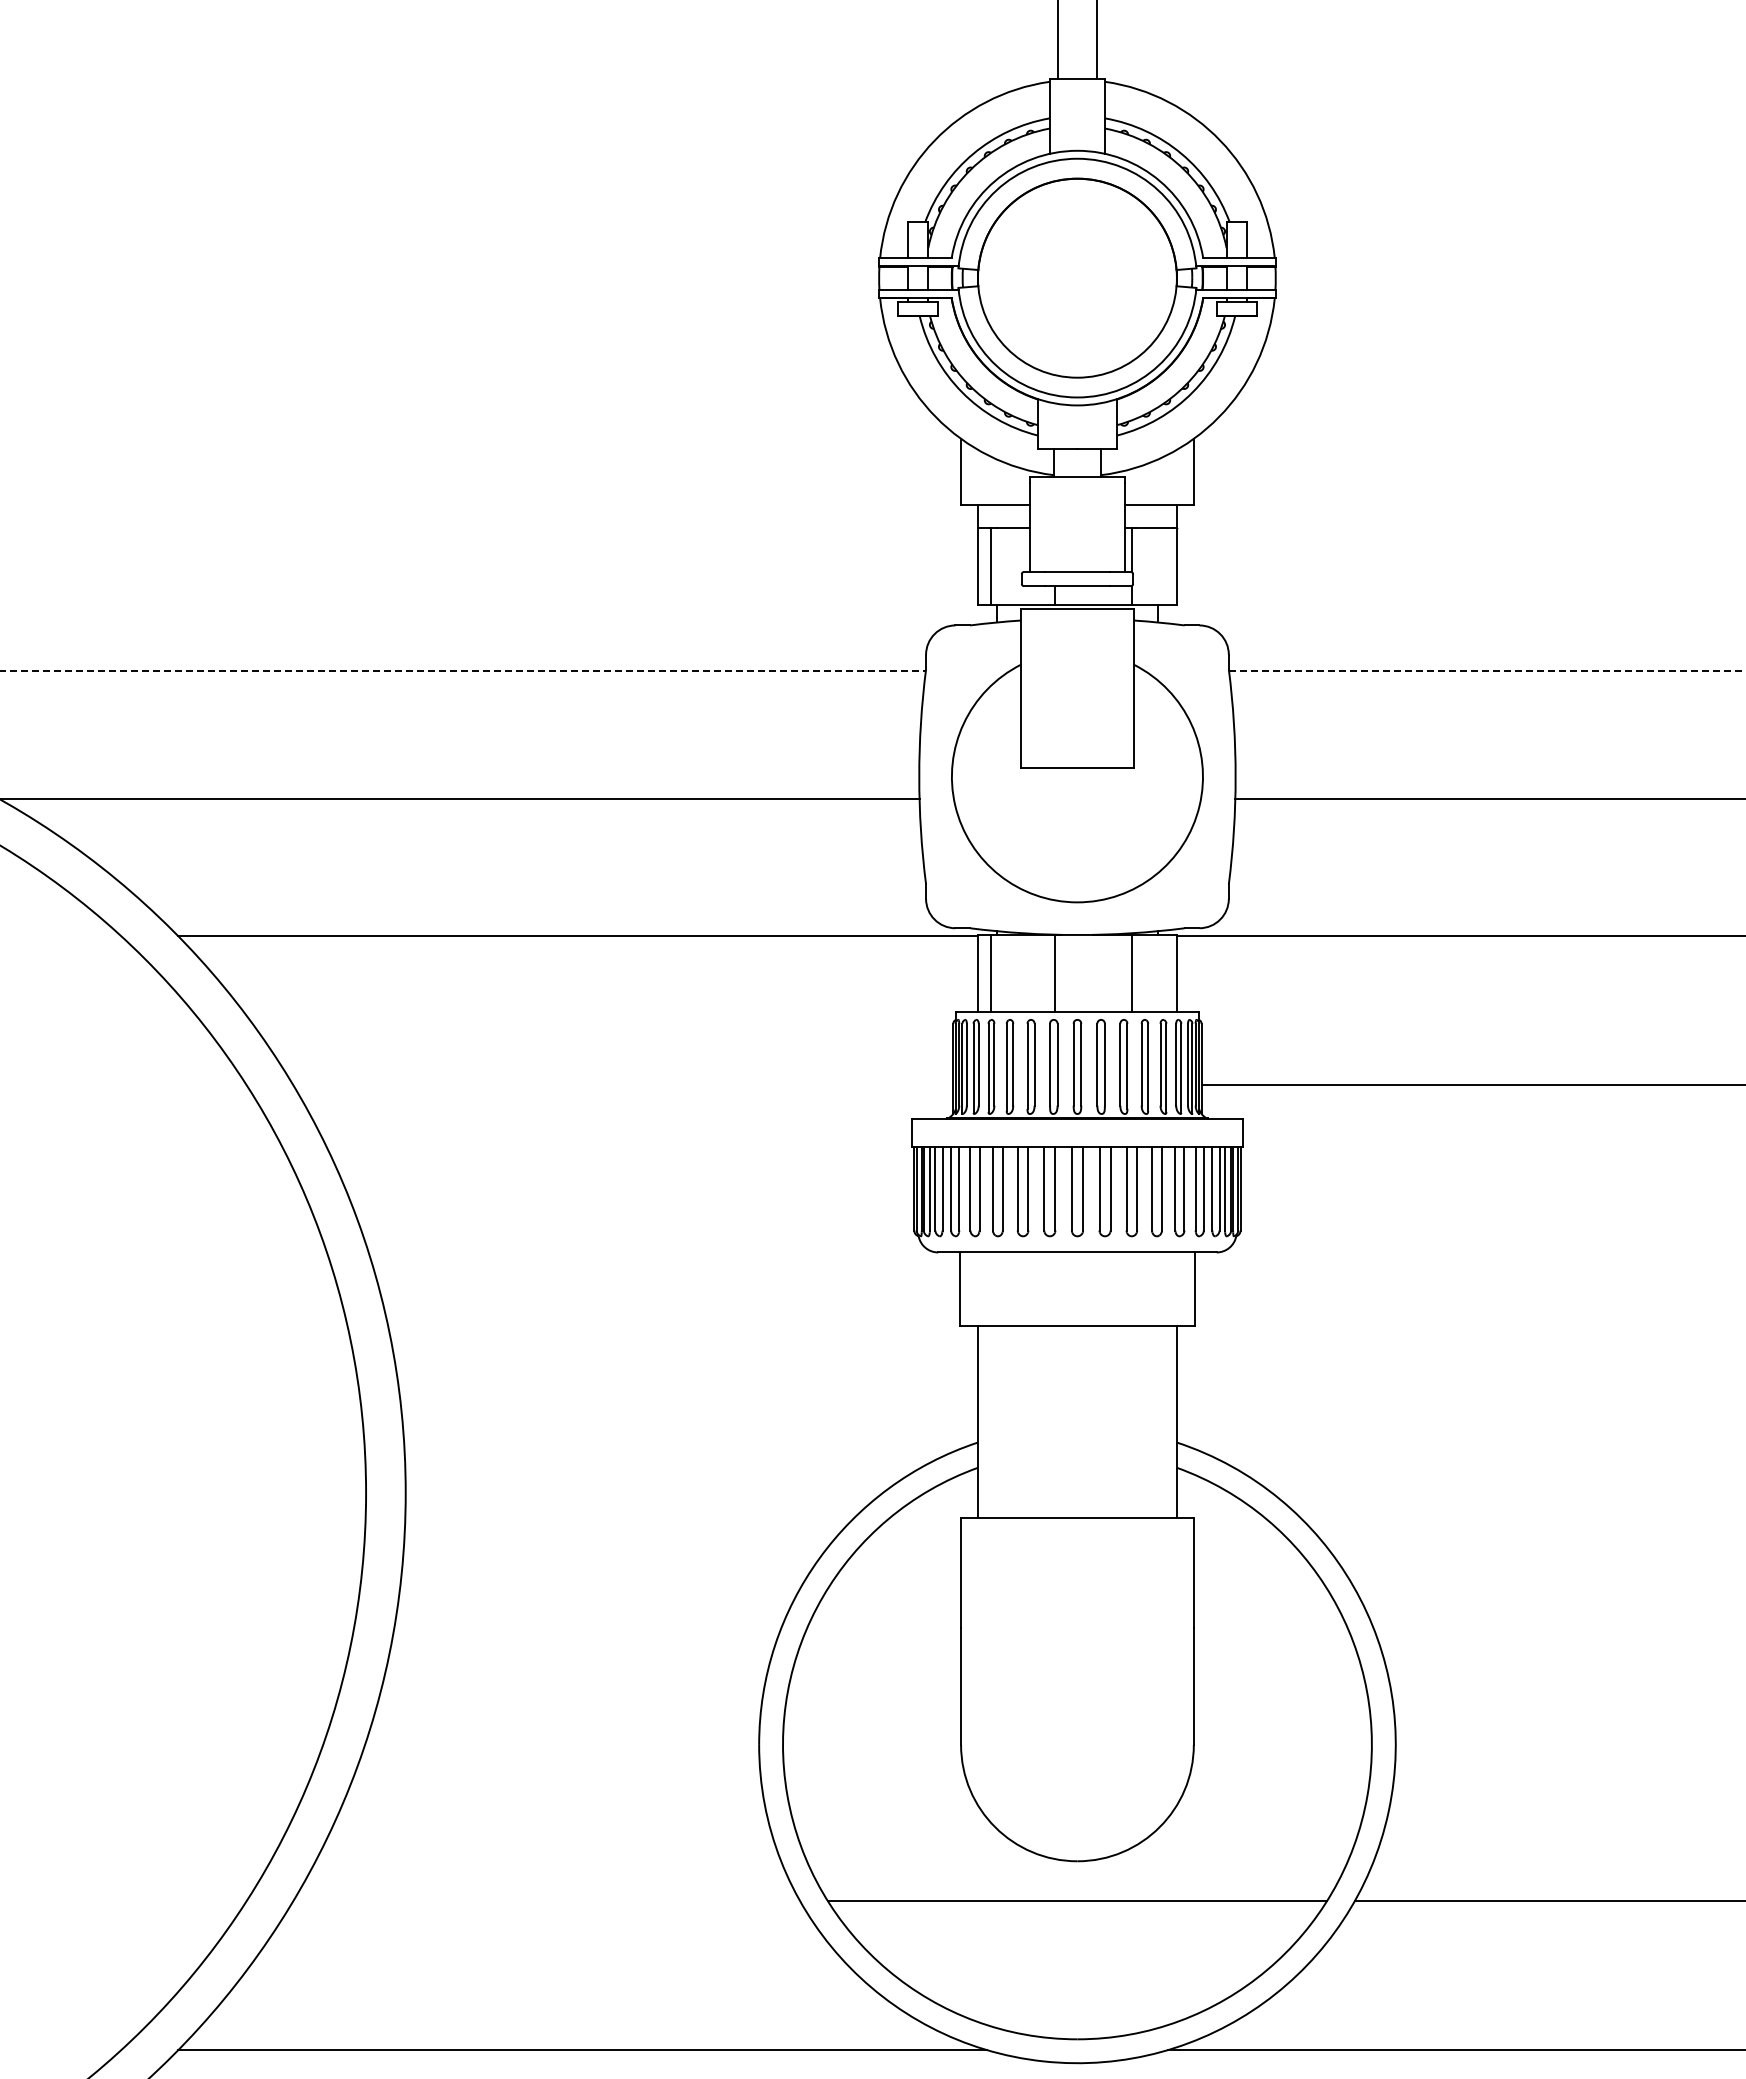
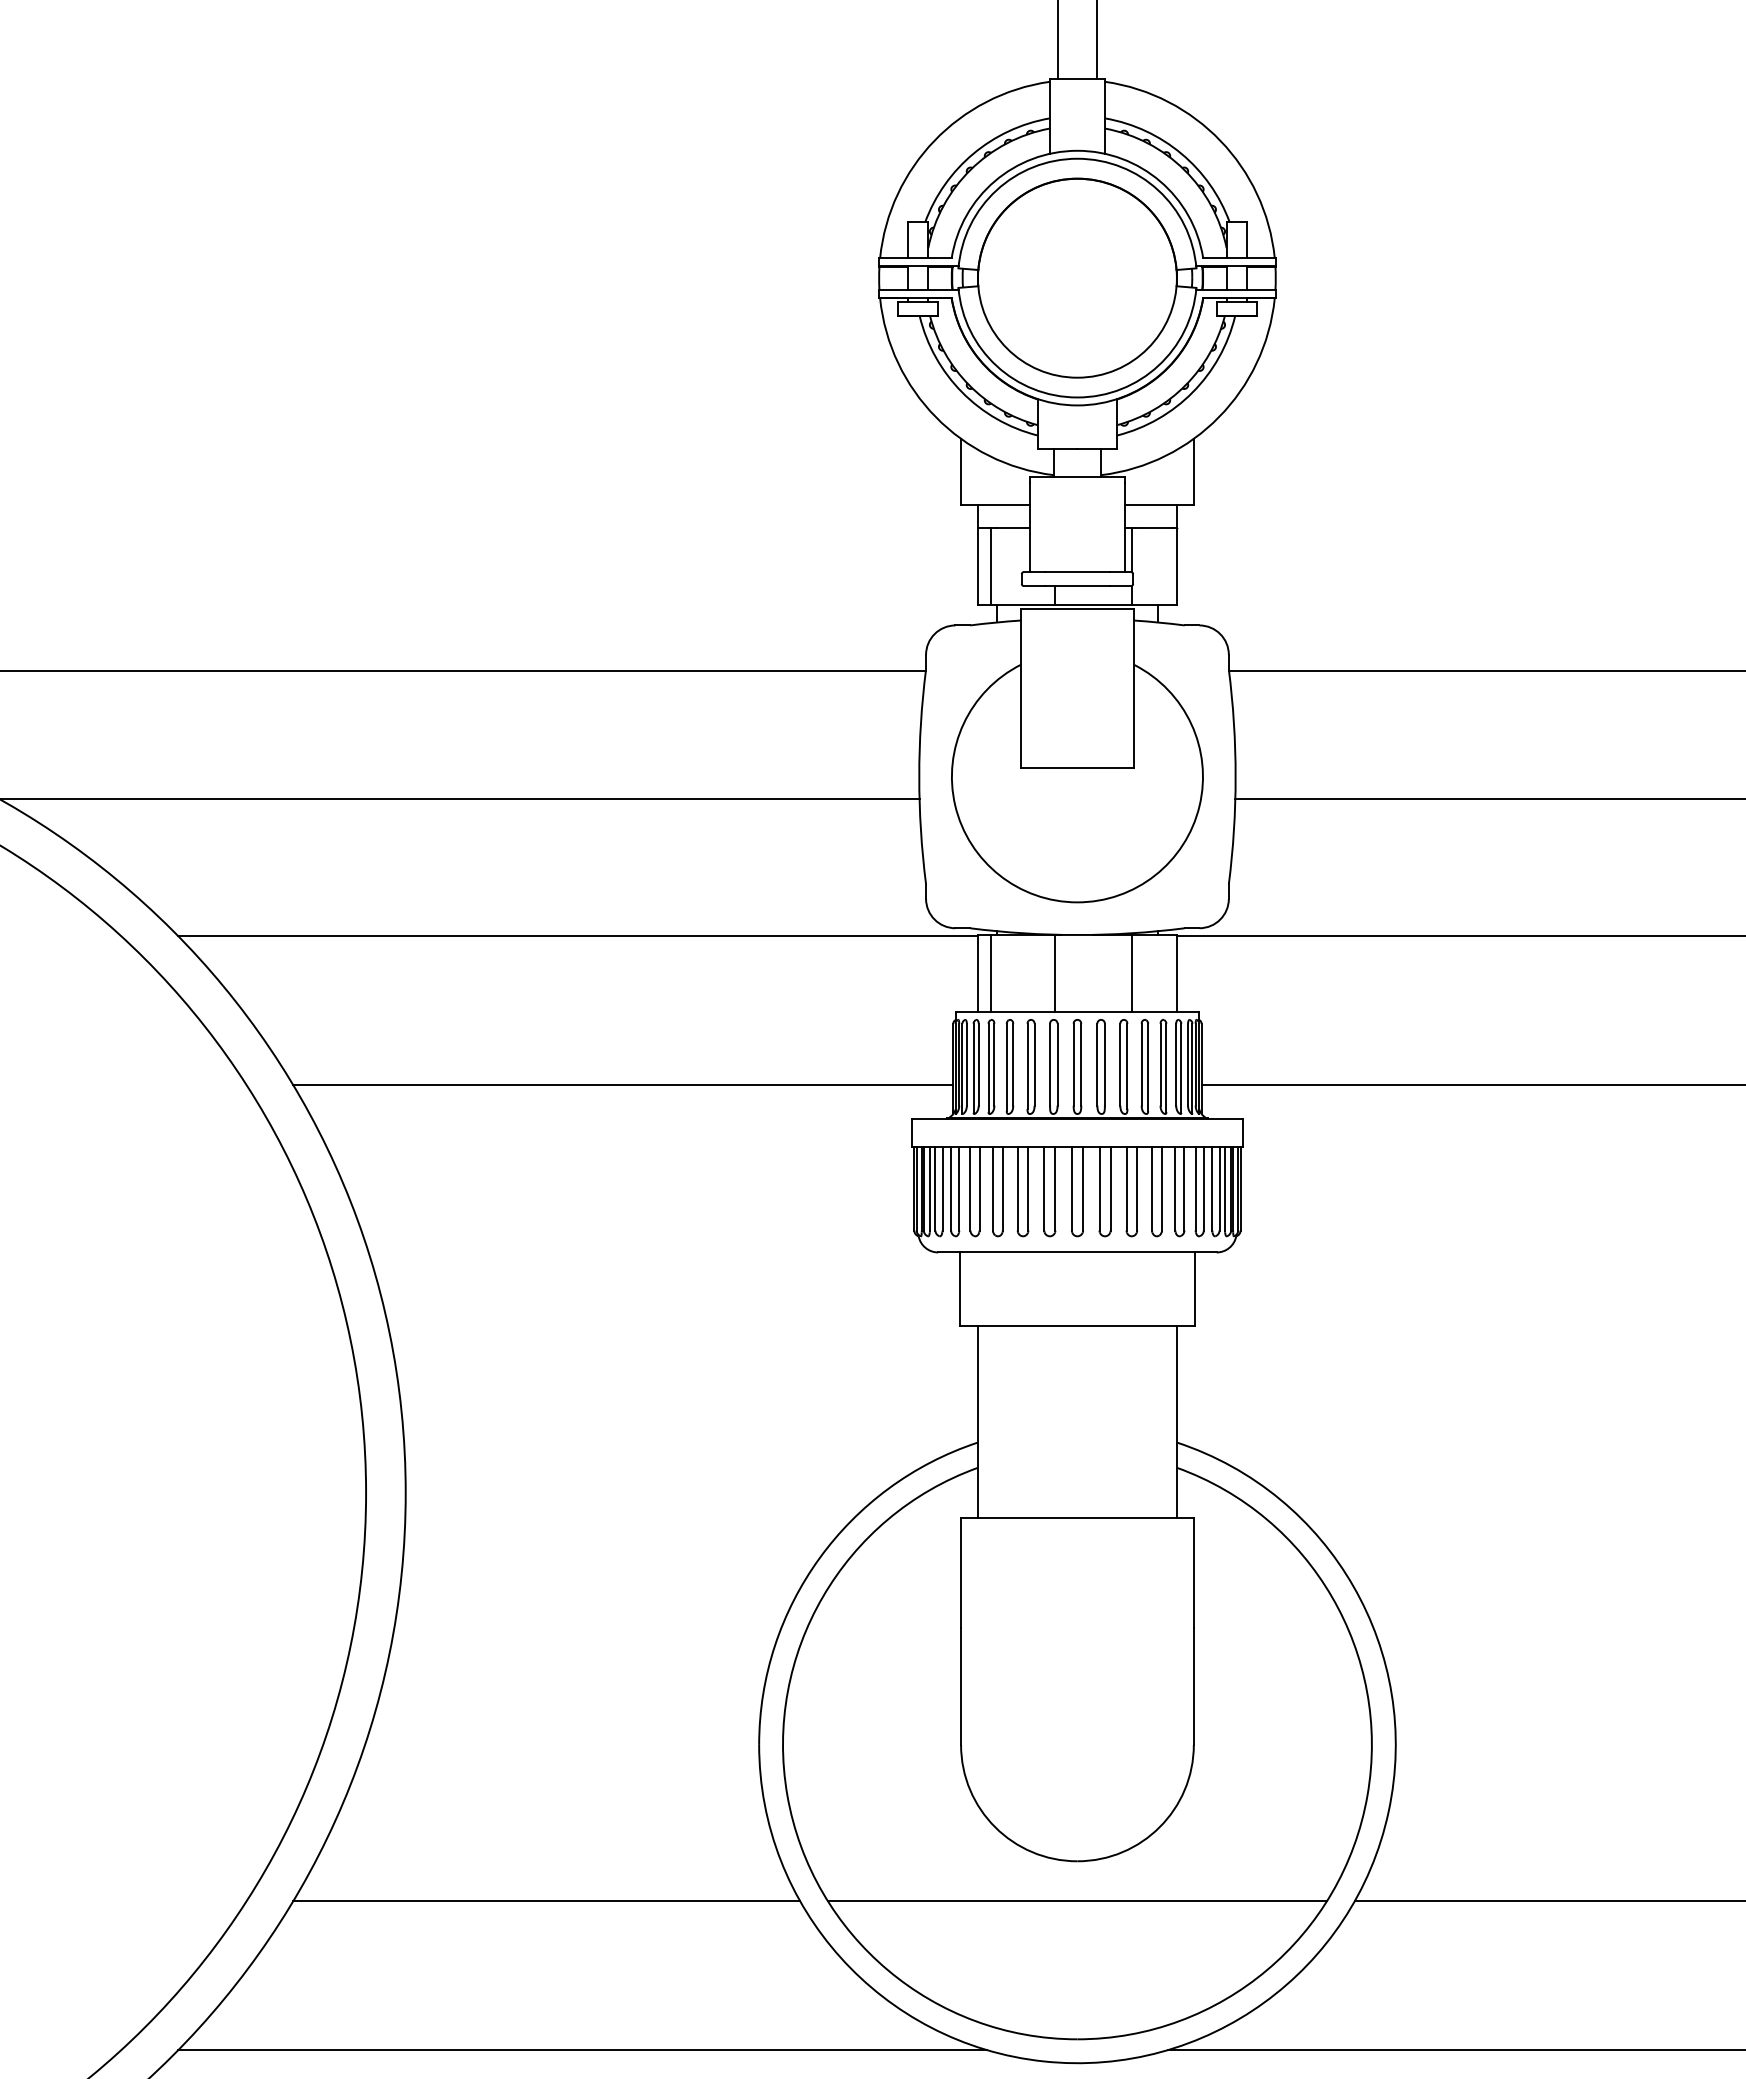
line: dashed -> solid (463, 671)
line: dashed -> solid (1487, 671)
line: none -> present (623, 1085)
line: none -> present (546, 1900)
